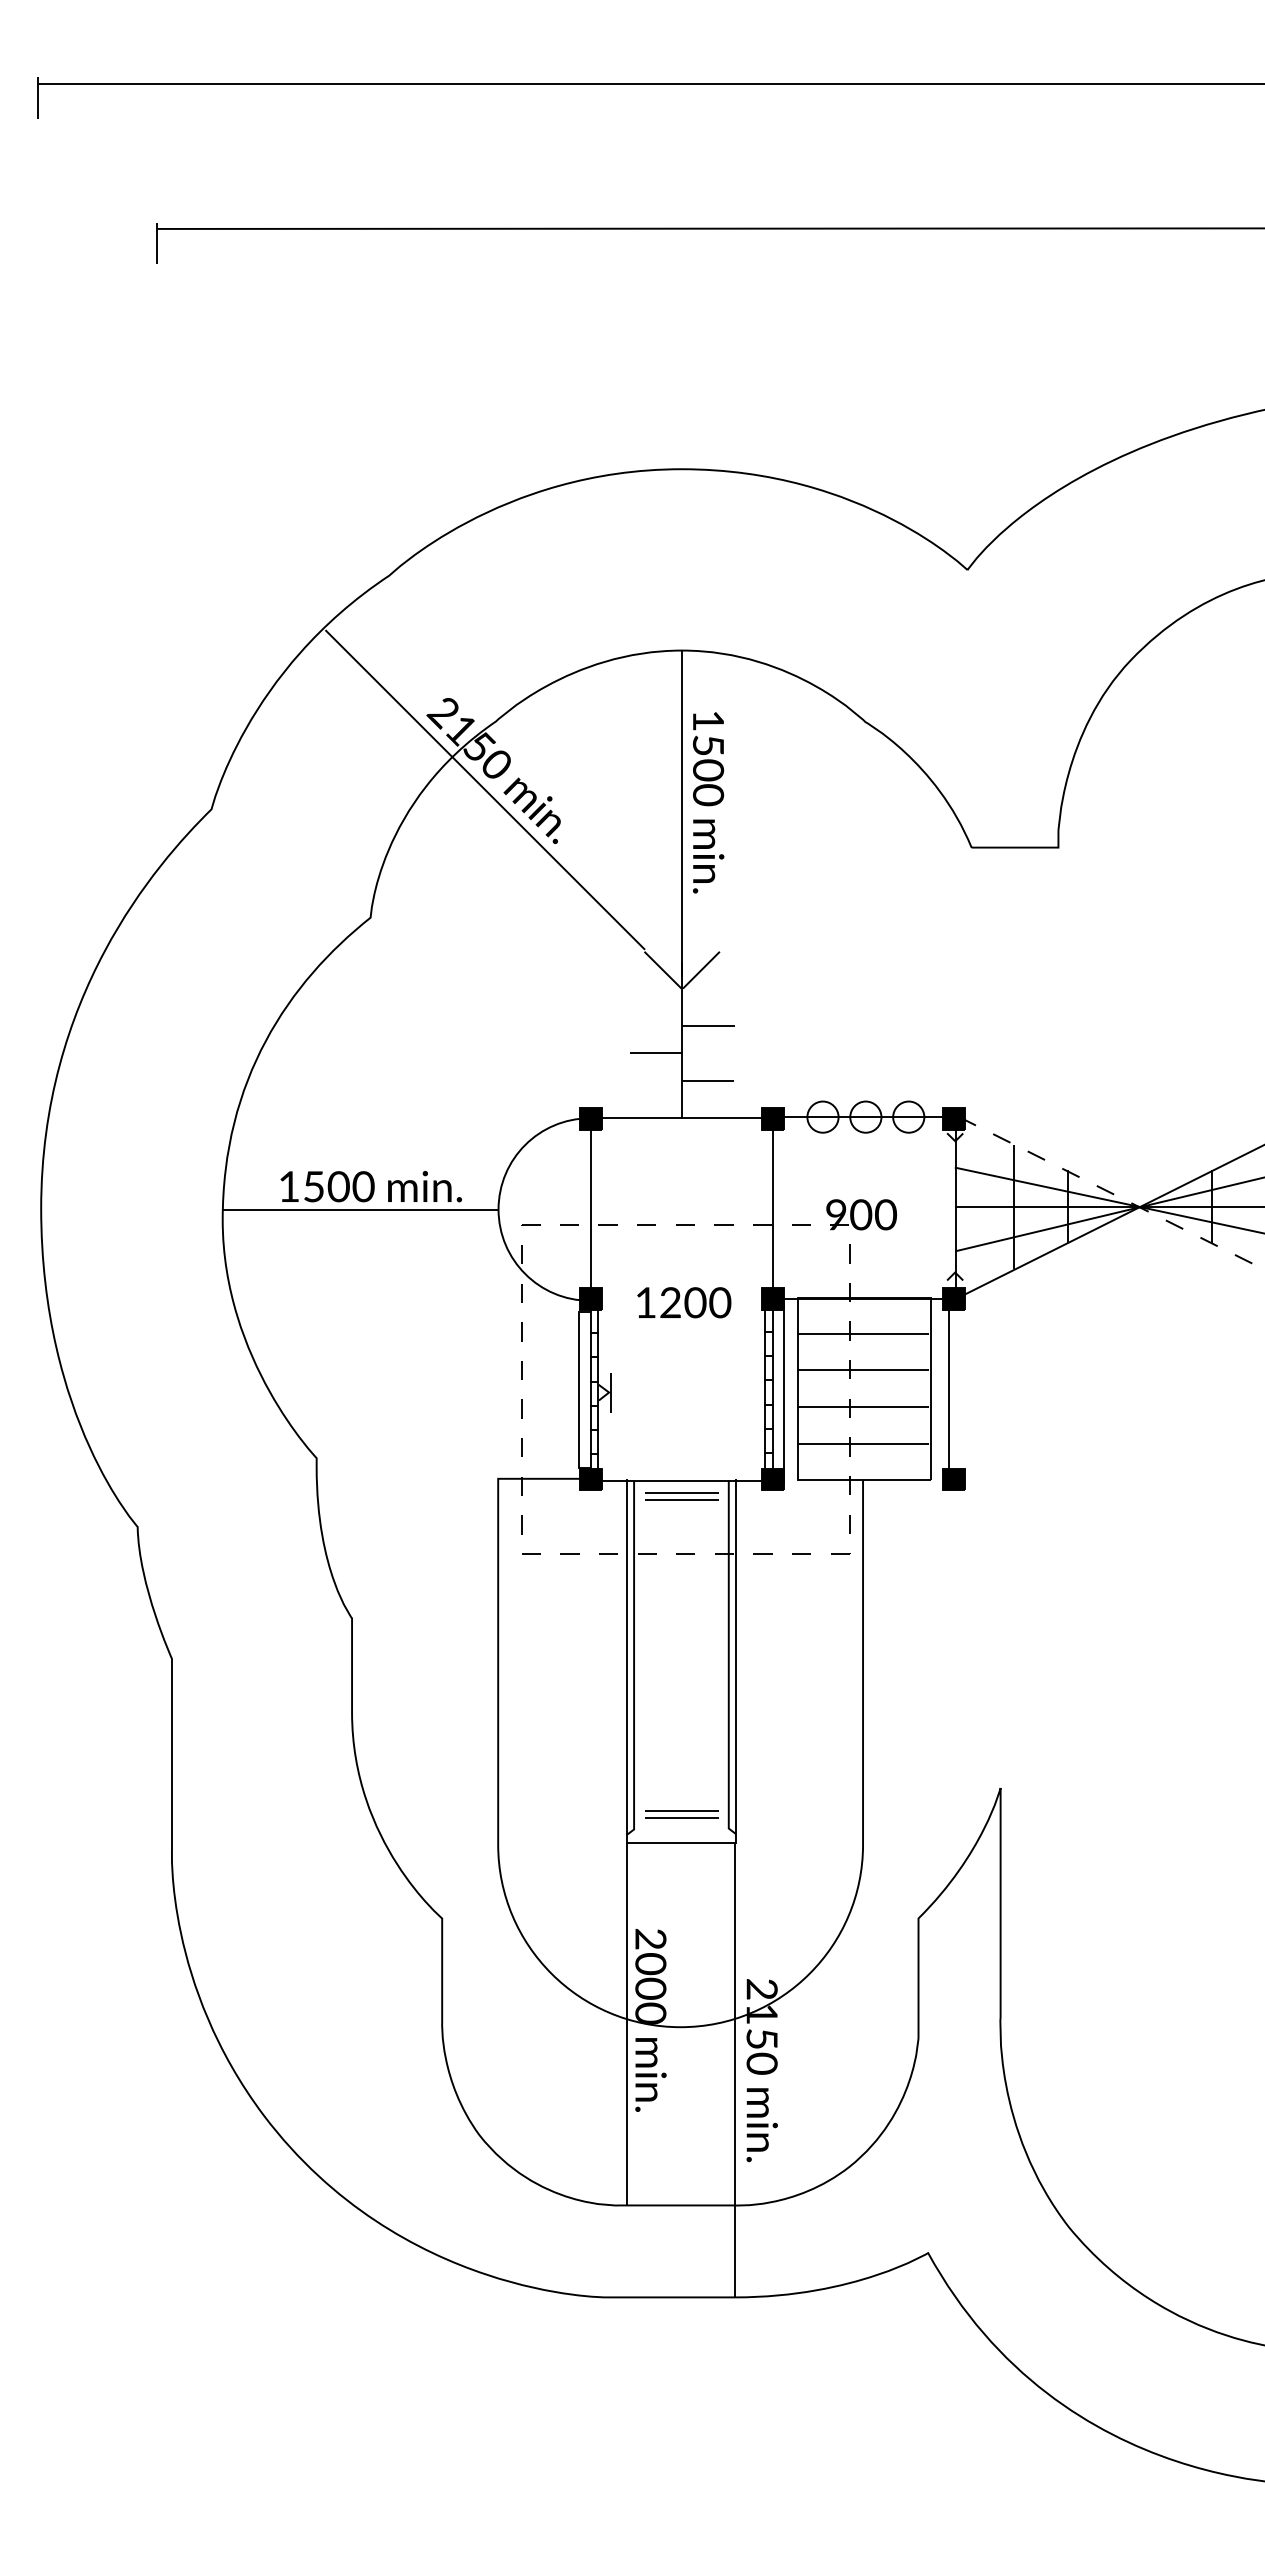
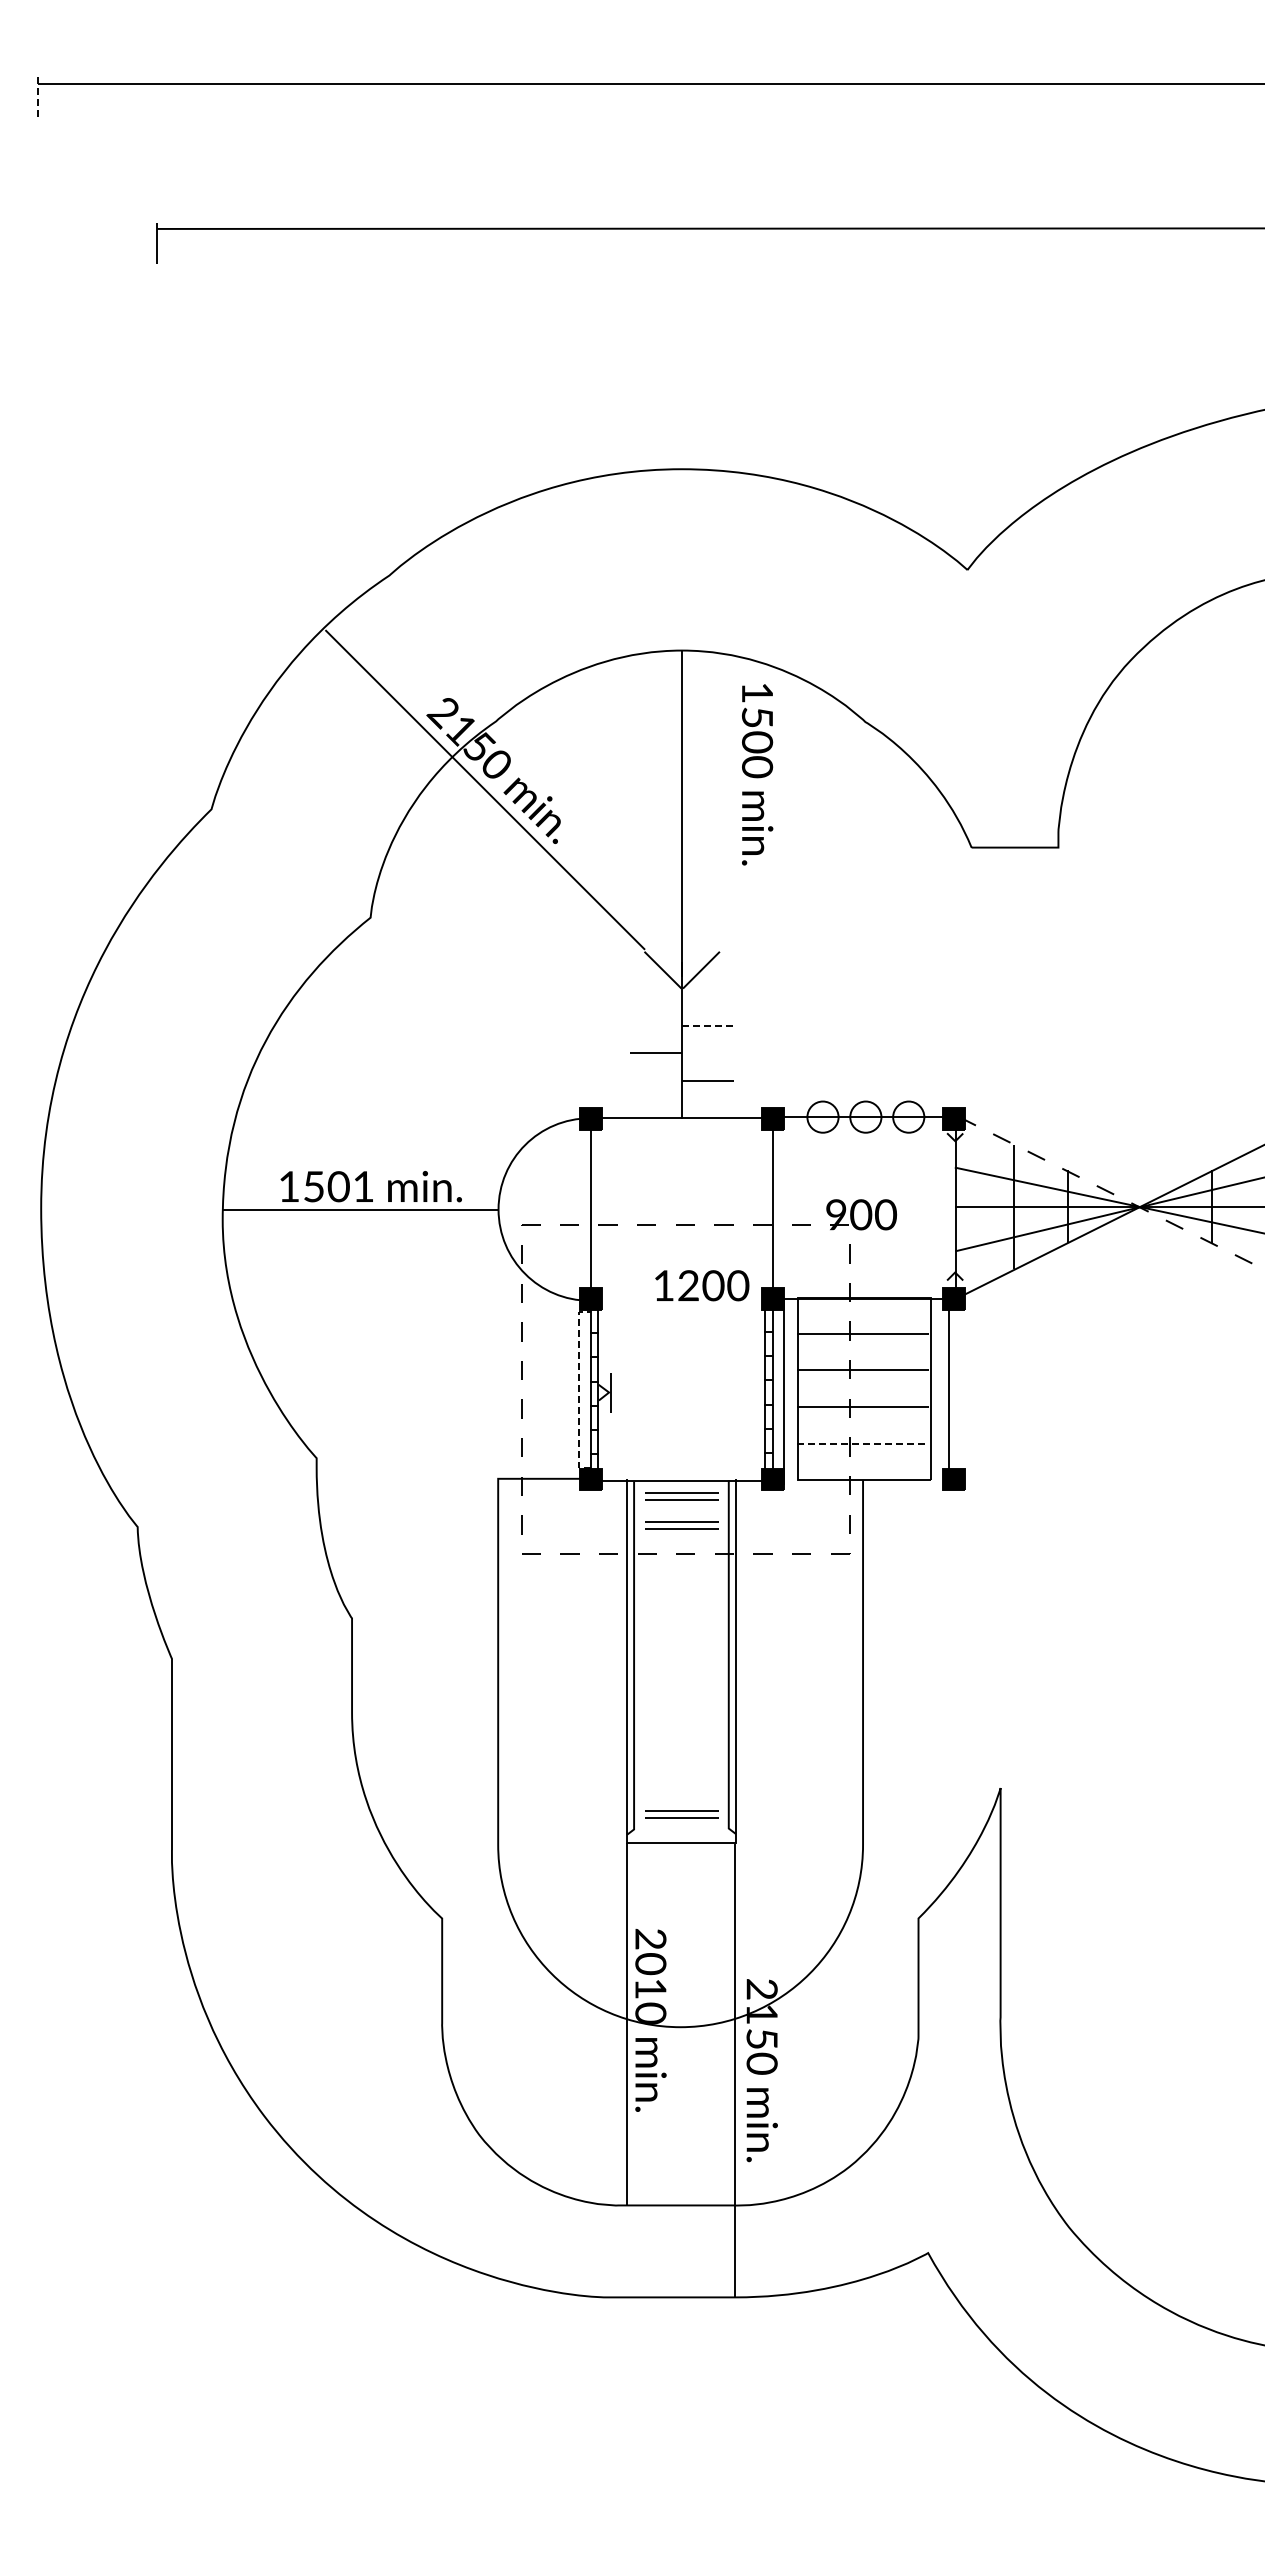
line: solid -> dashed (37, 98)
text position: (708, 802) -> (757, 774) (757, 774)
line: solid -> dashed (709, 1026)
text: 1500 -> 1501 (363, 1186)
text position: (684, 1302) -> (702, 1285) (702, 1285)
line: solid -> dashed (579, 1389)
line: solid -> dashed (863, 1443)
part: none -> present (681, 1525)
text: 2000 -> 2010 (650, 1988)
